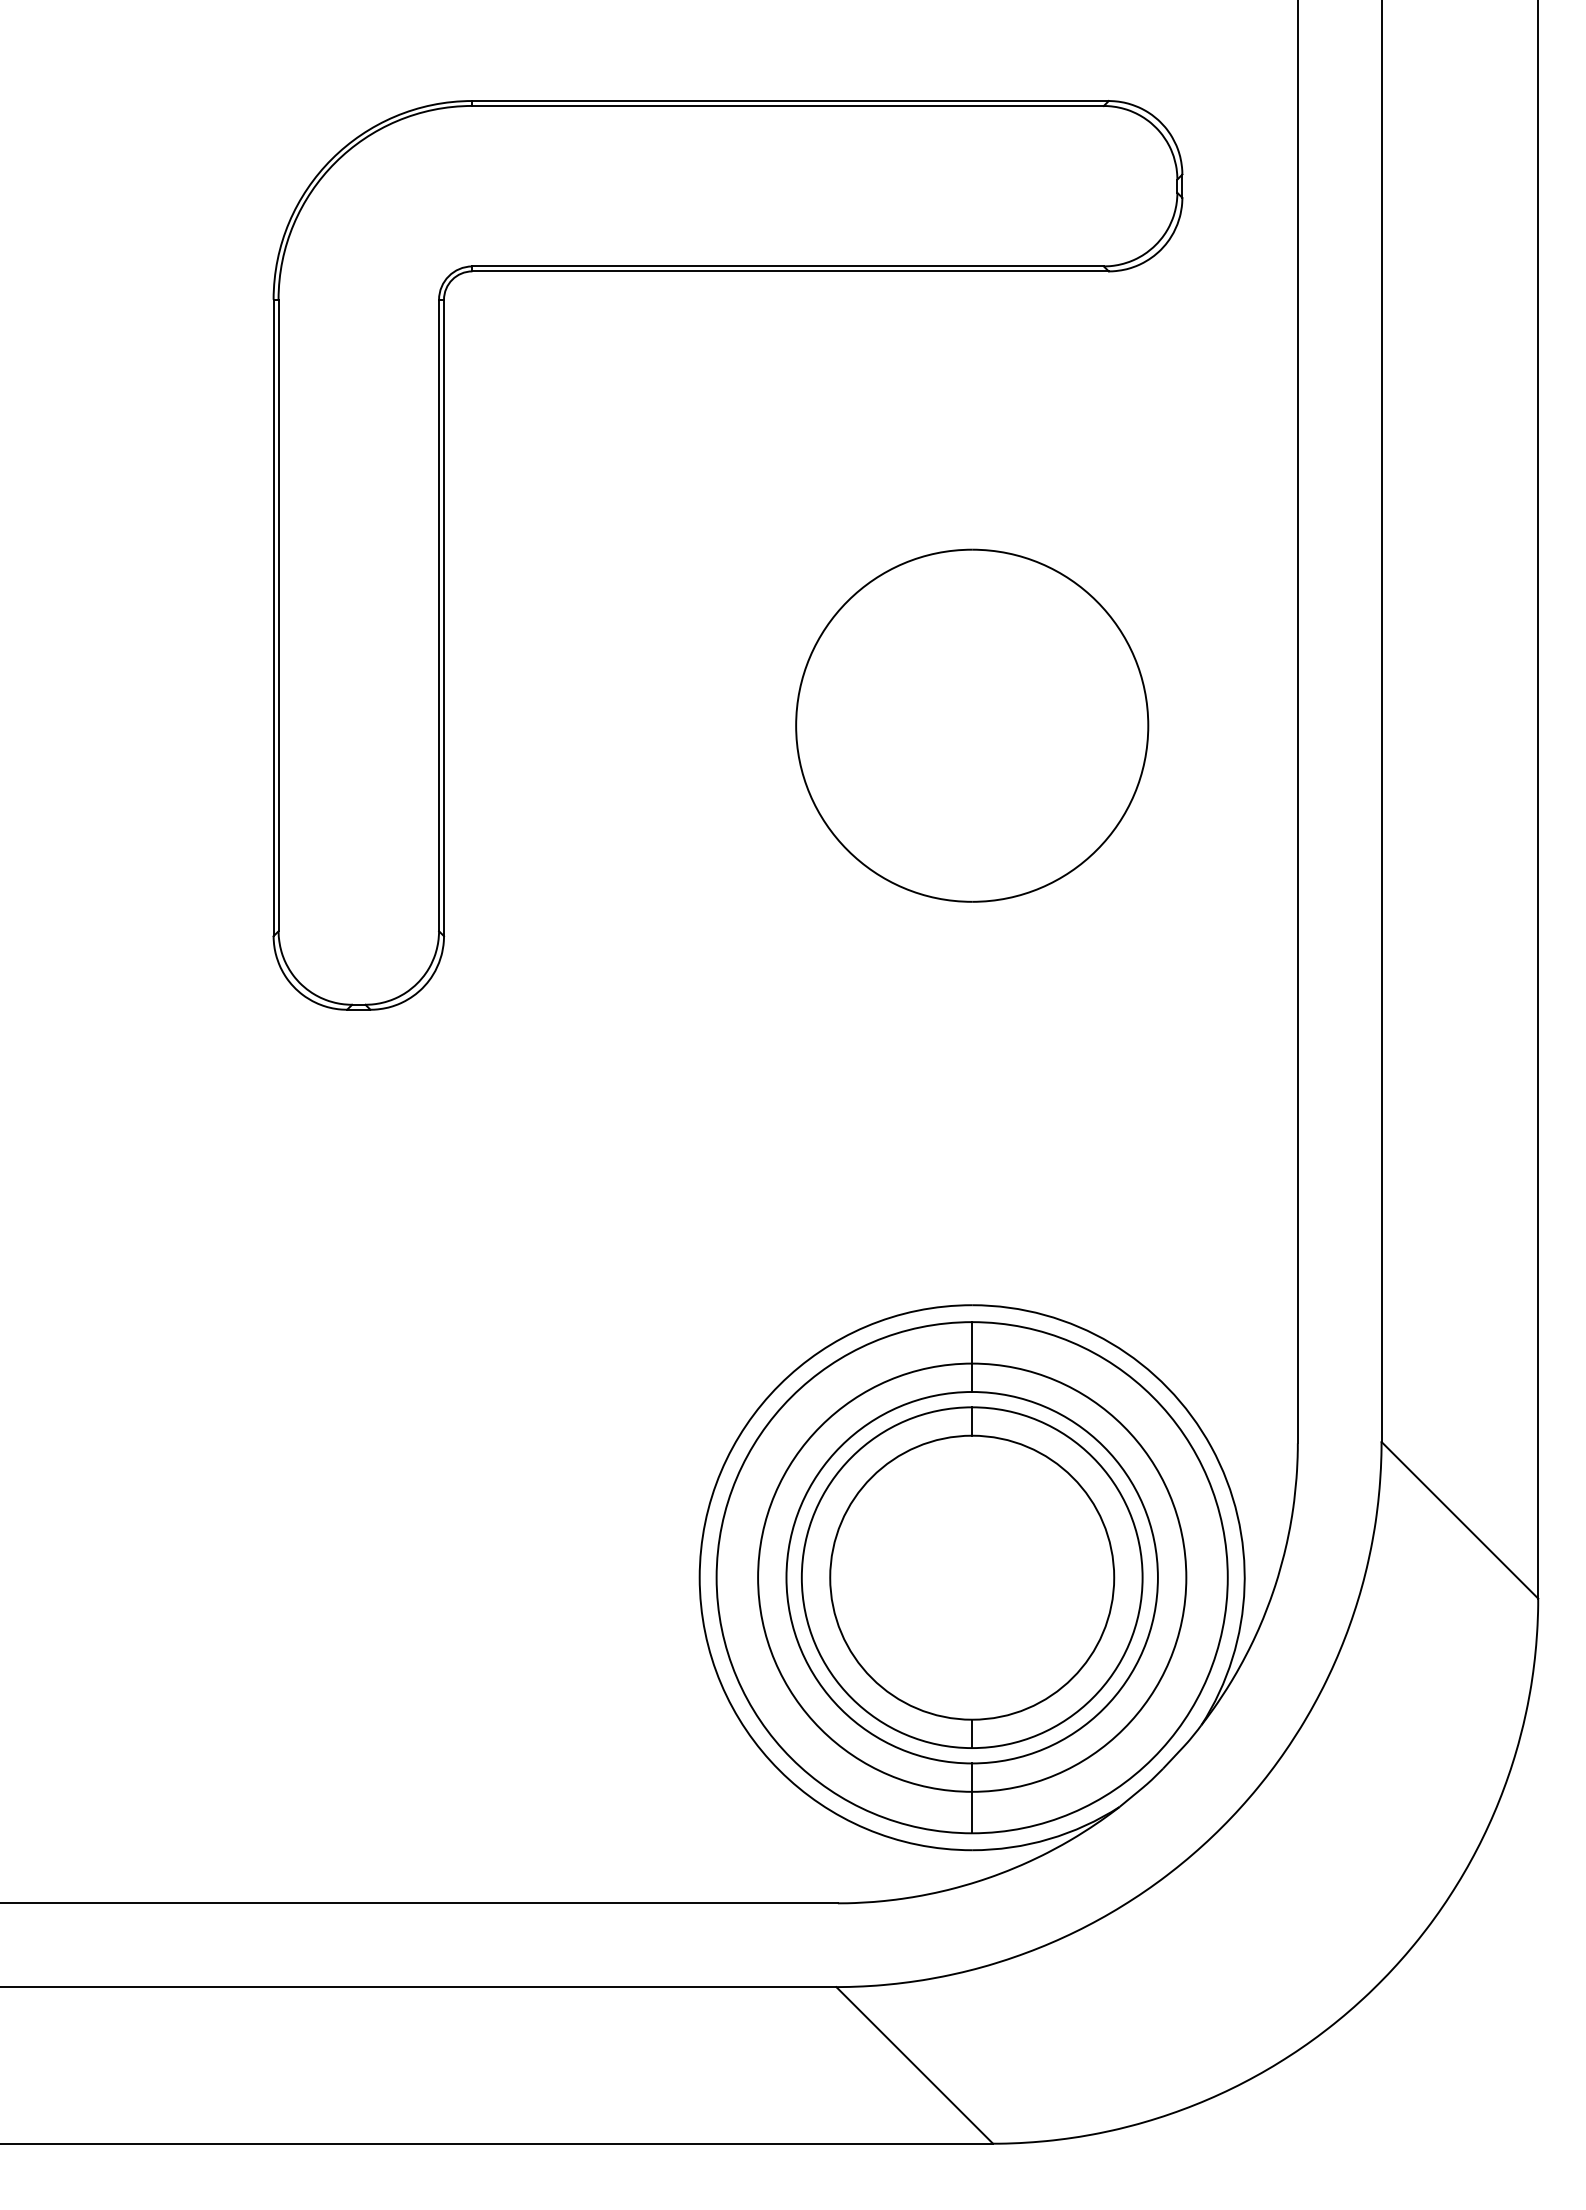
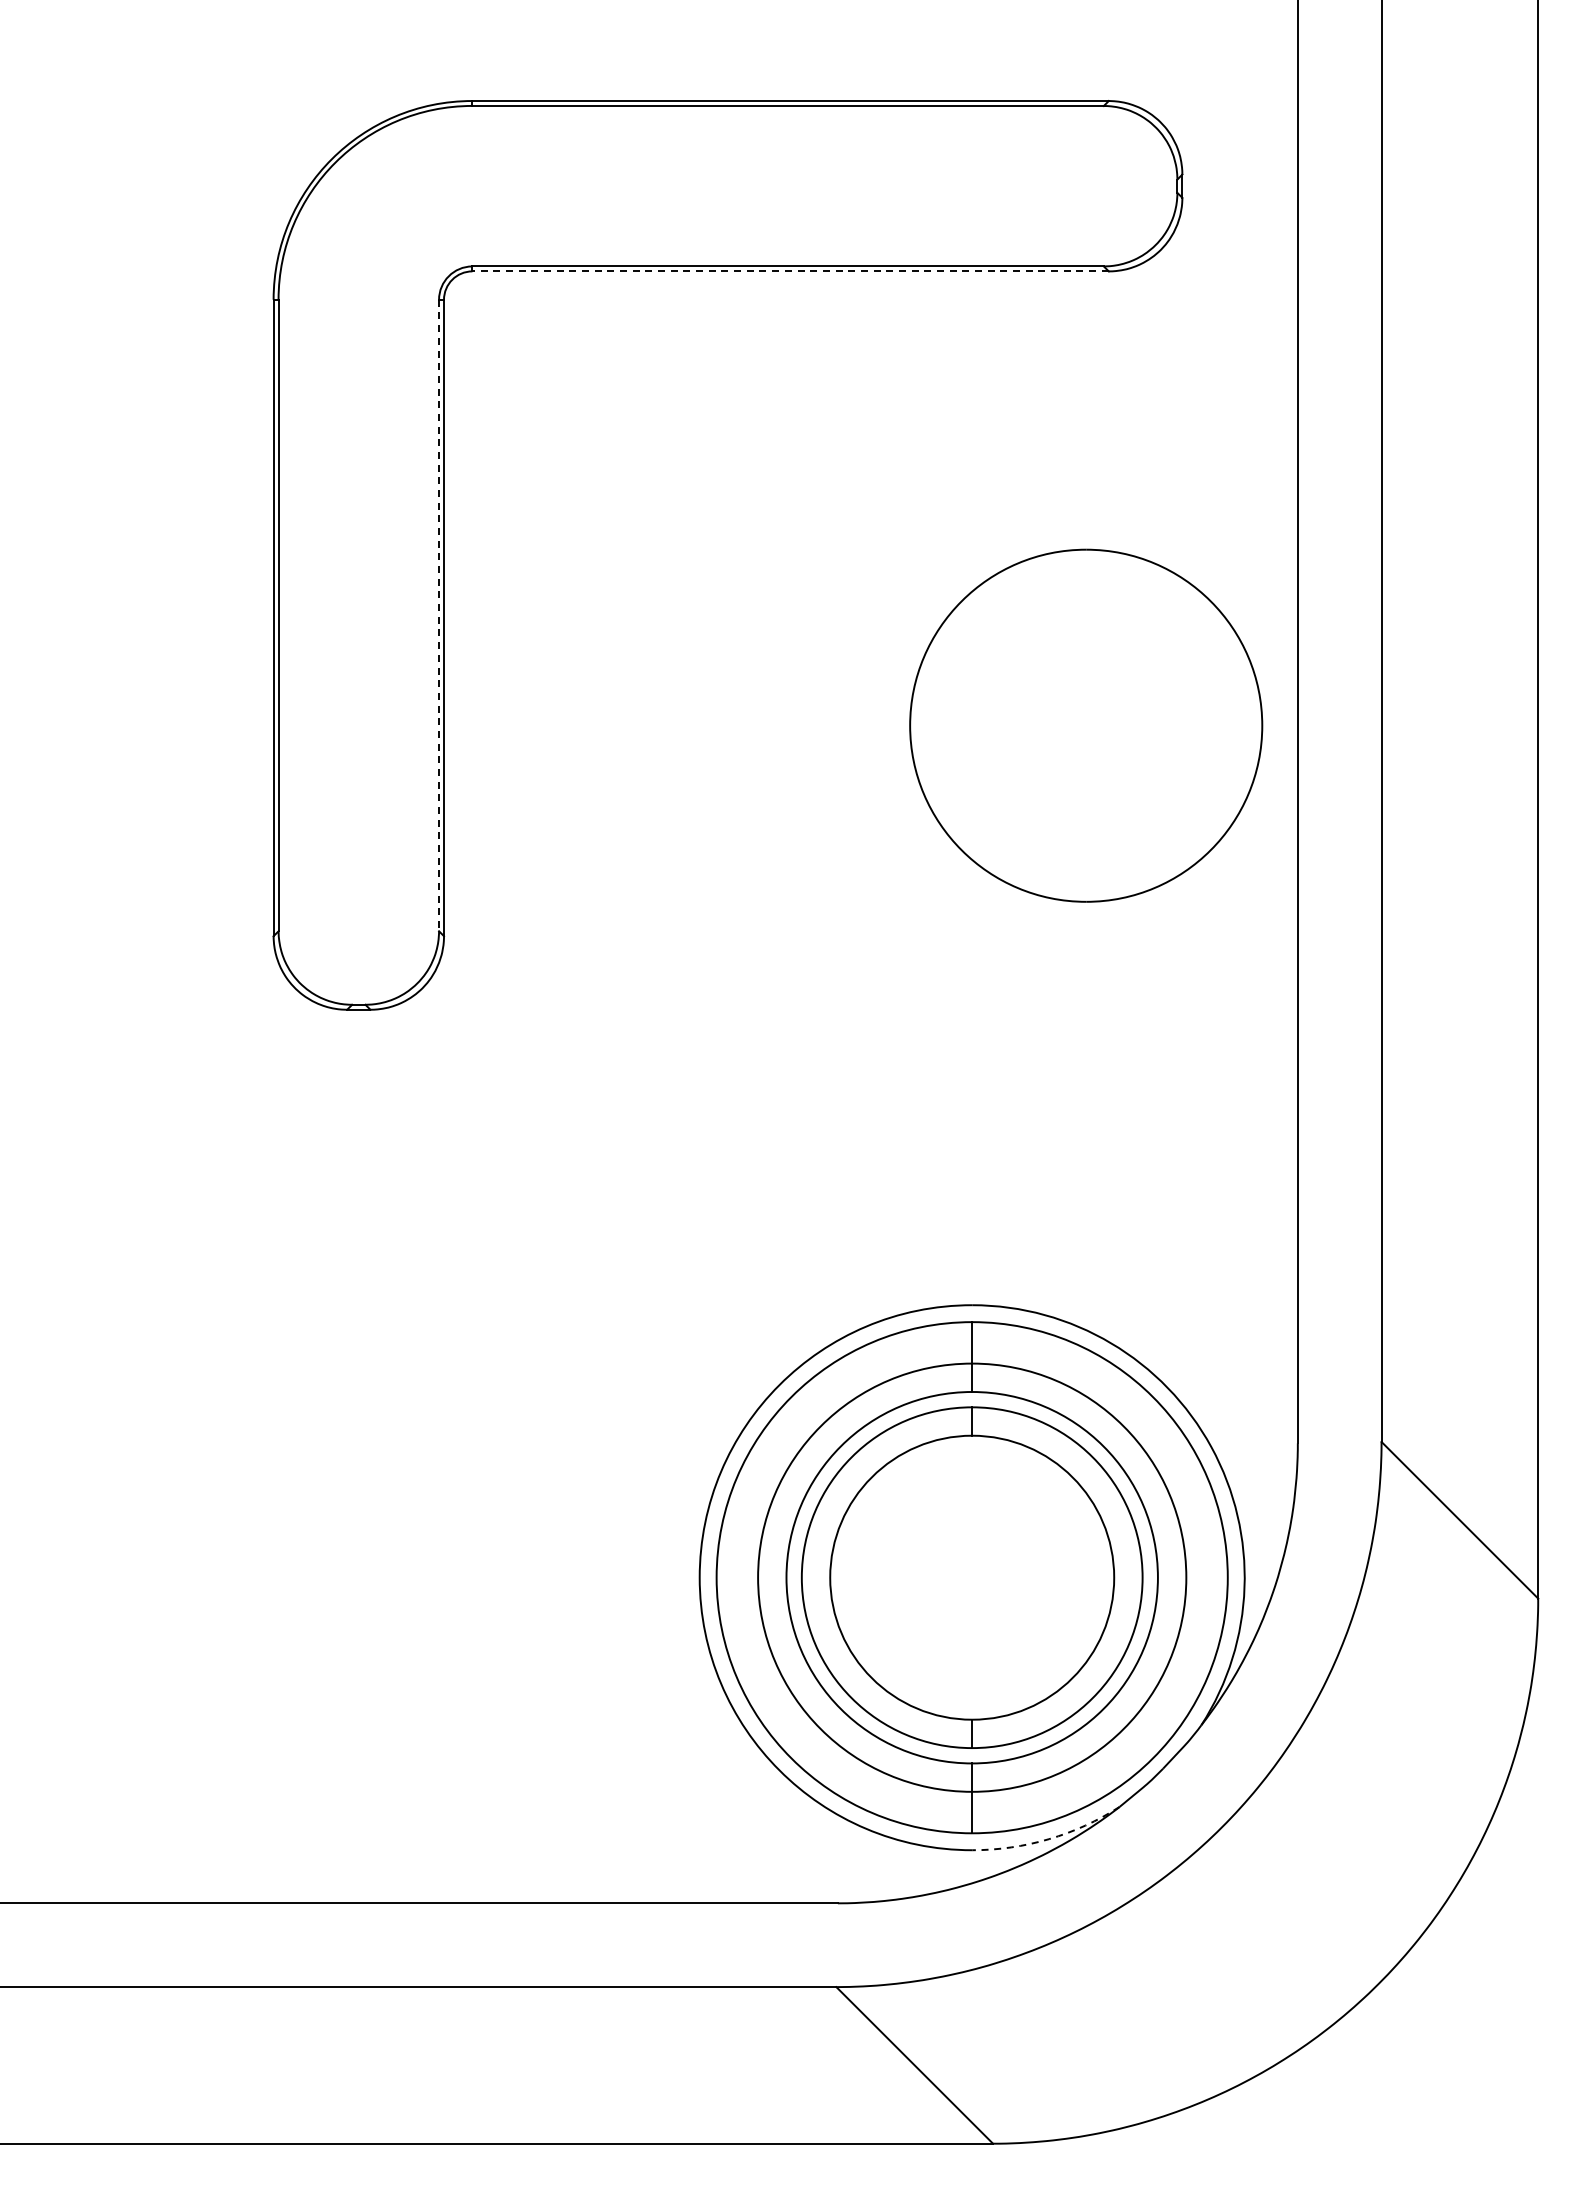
line: solid -> dashed (790, 271)
line: solid -> dashed (439, 615)
part position: (972, 725) -> (1086, 725) (1086, 725)
arc: solid -> dashed (1049, 1839)
